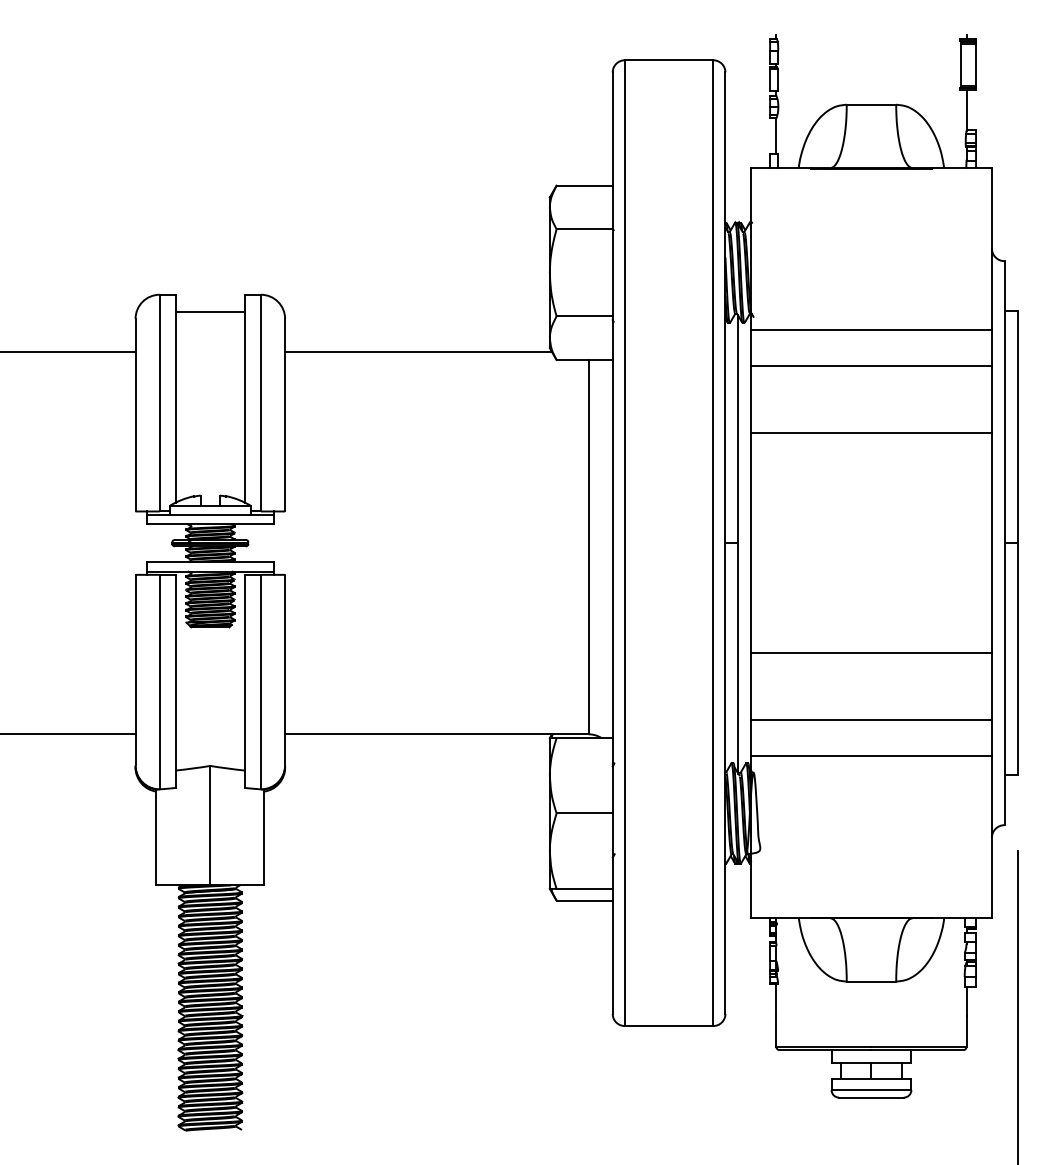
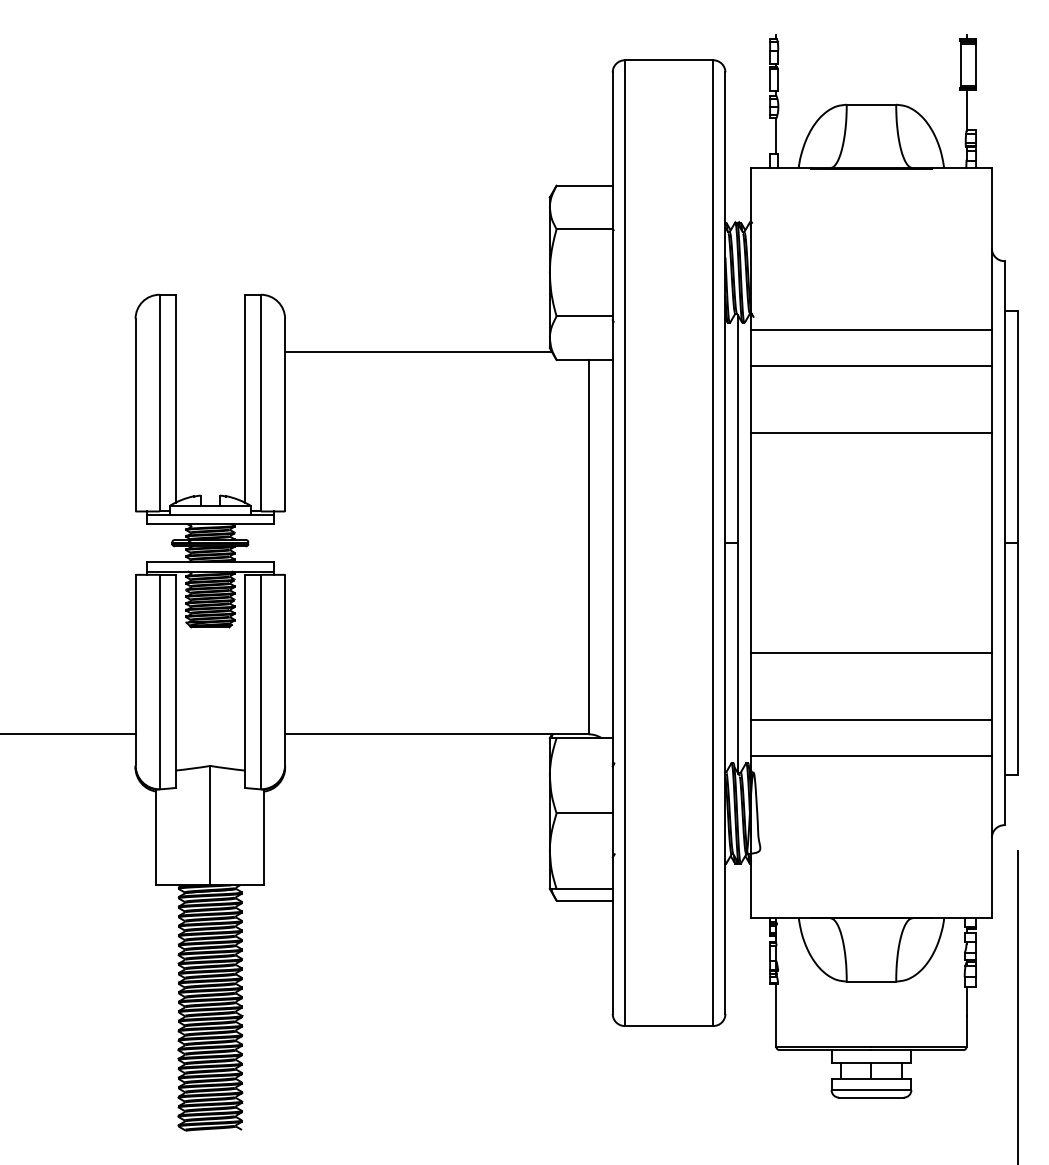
line: present -> none (210, 311)
line: present -> none (68, 352)
